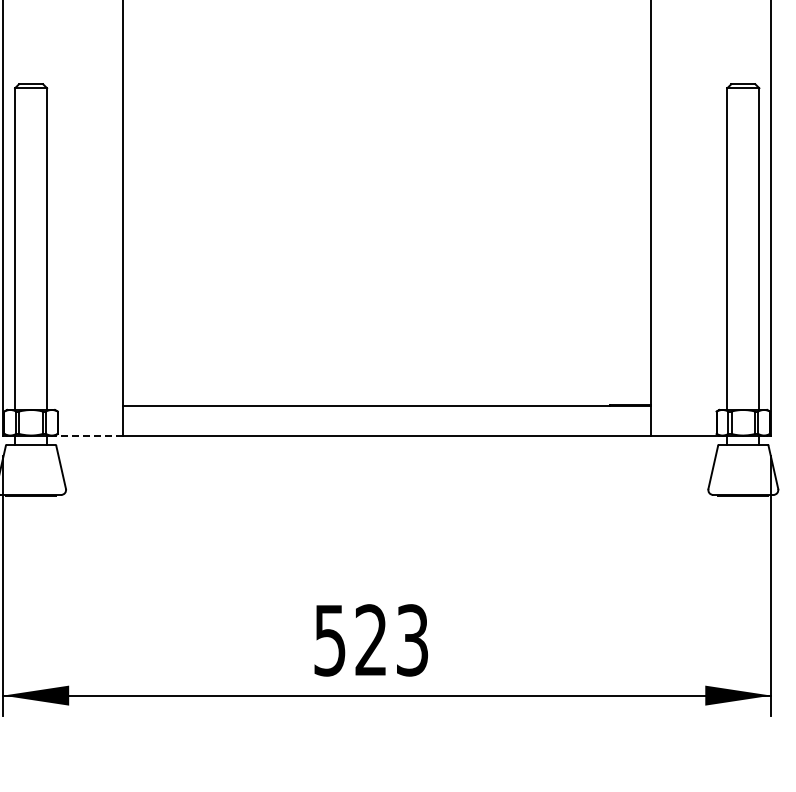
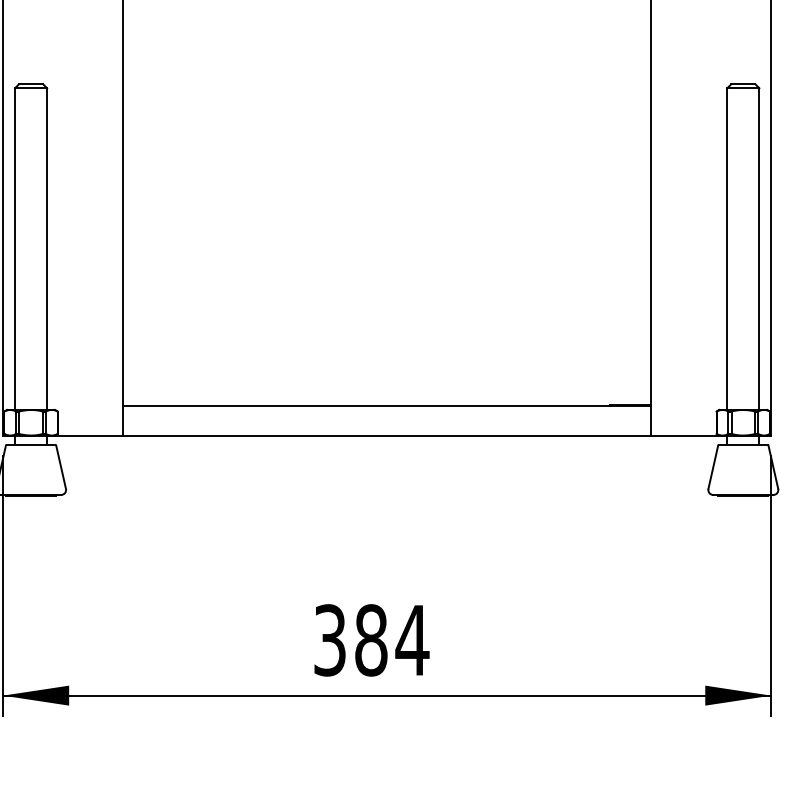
line: dashed -> solid (88, 435)
text: 523 -> 384 (371, 640)
